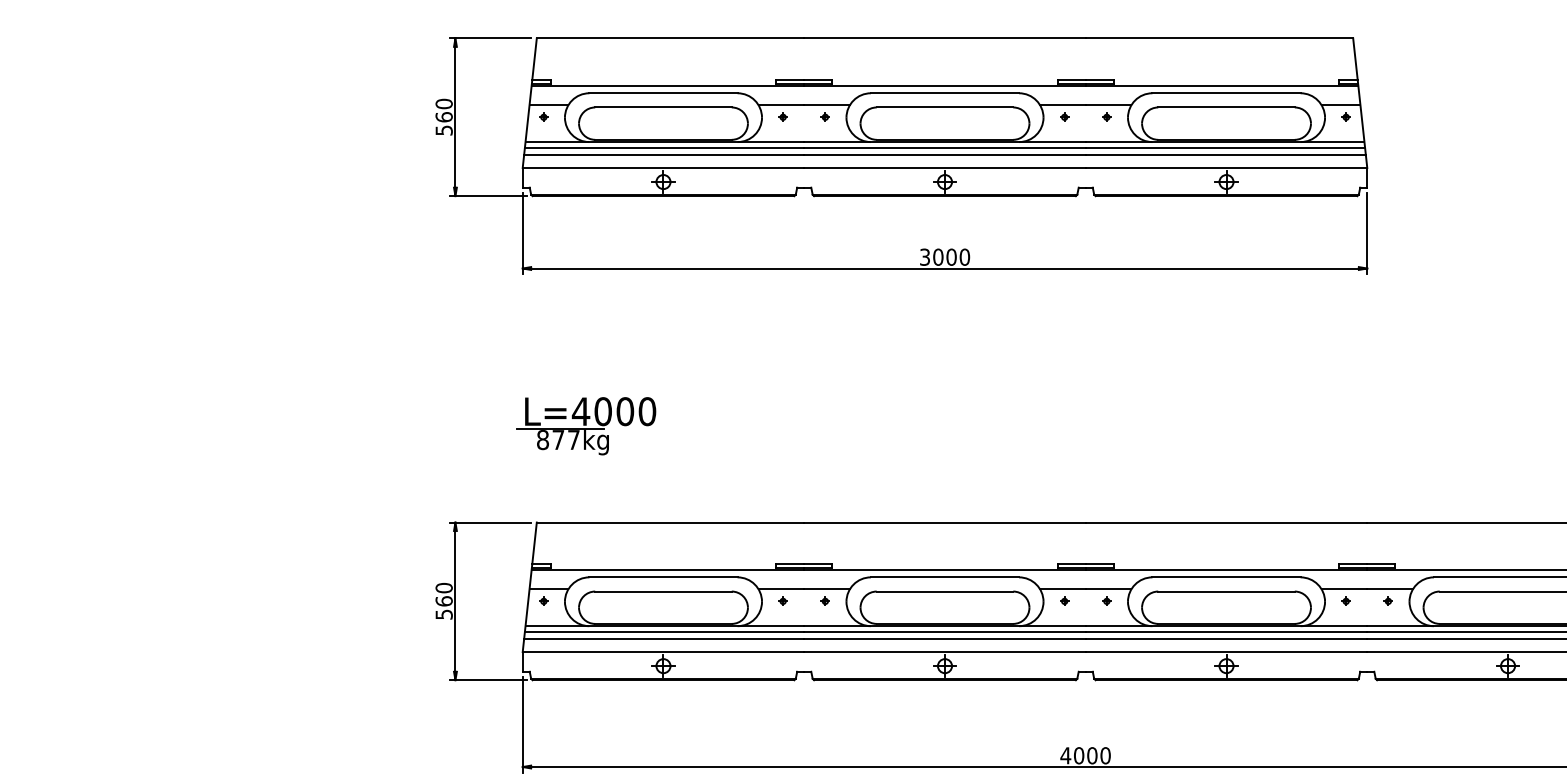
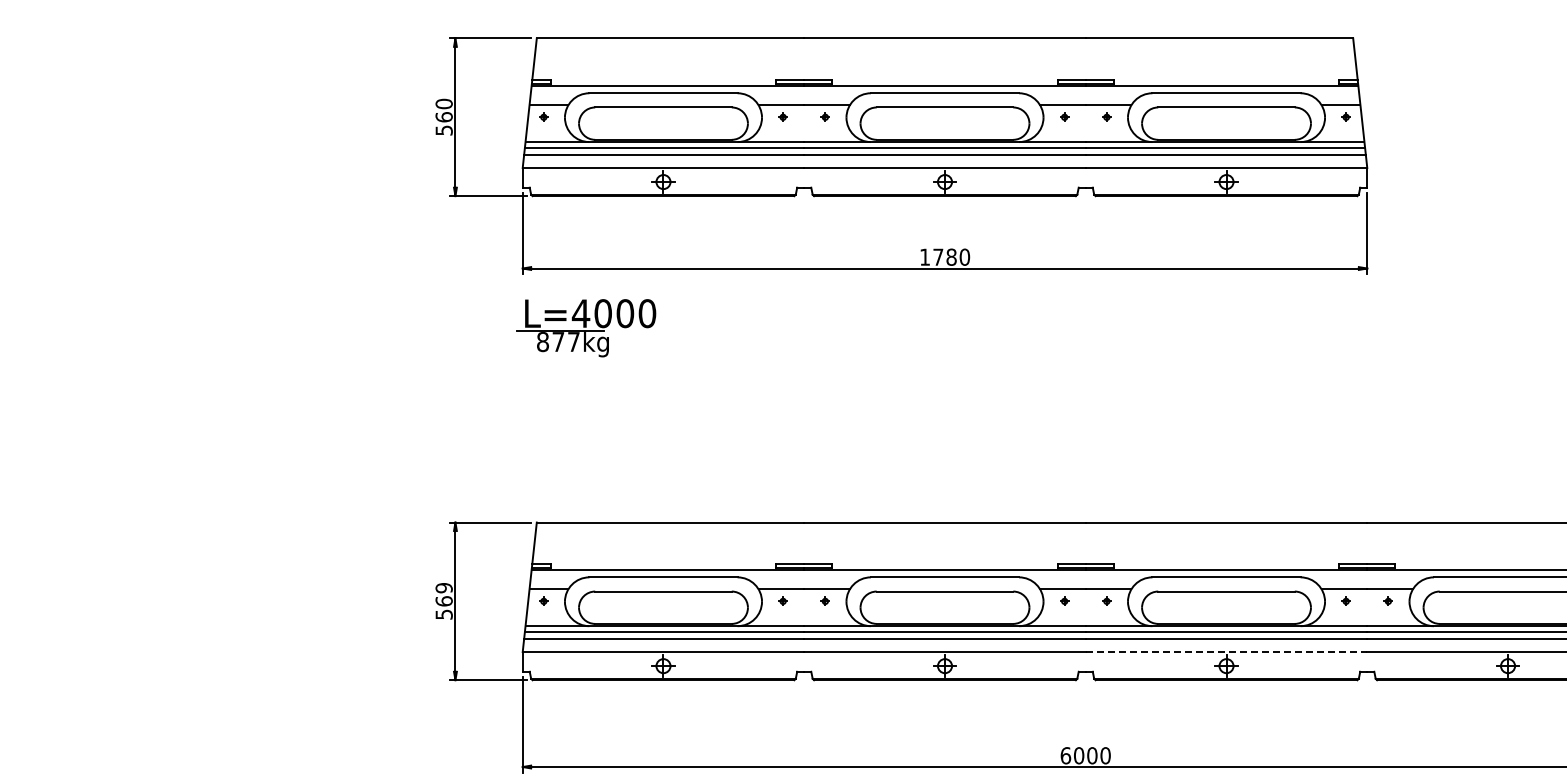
text: 3000 -> 1780 (938, 256)
part position: (586, 426) -> (586, 328) (586, 328)
text: 560 -> 569 (443, 588)
line: solid -> dashed (1226, 652)
text: 4000 -> 6000 (1065, 755)
